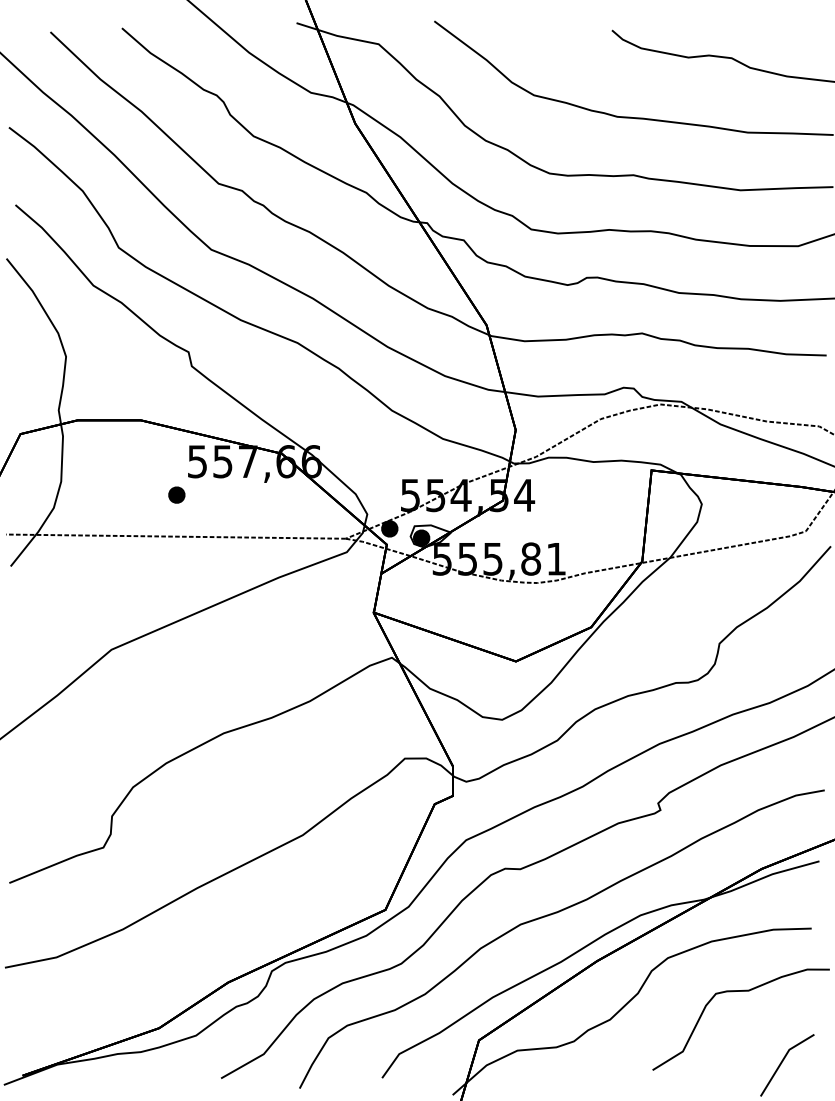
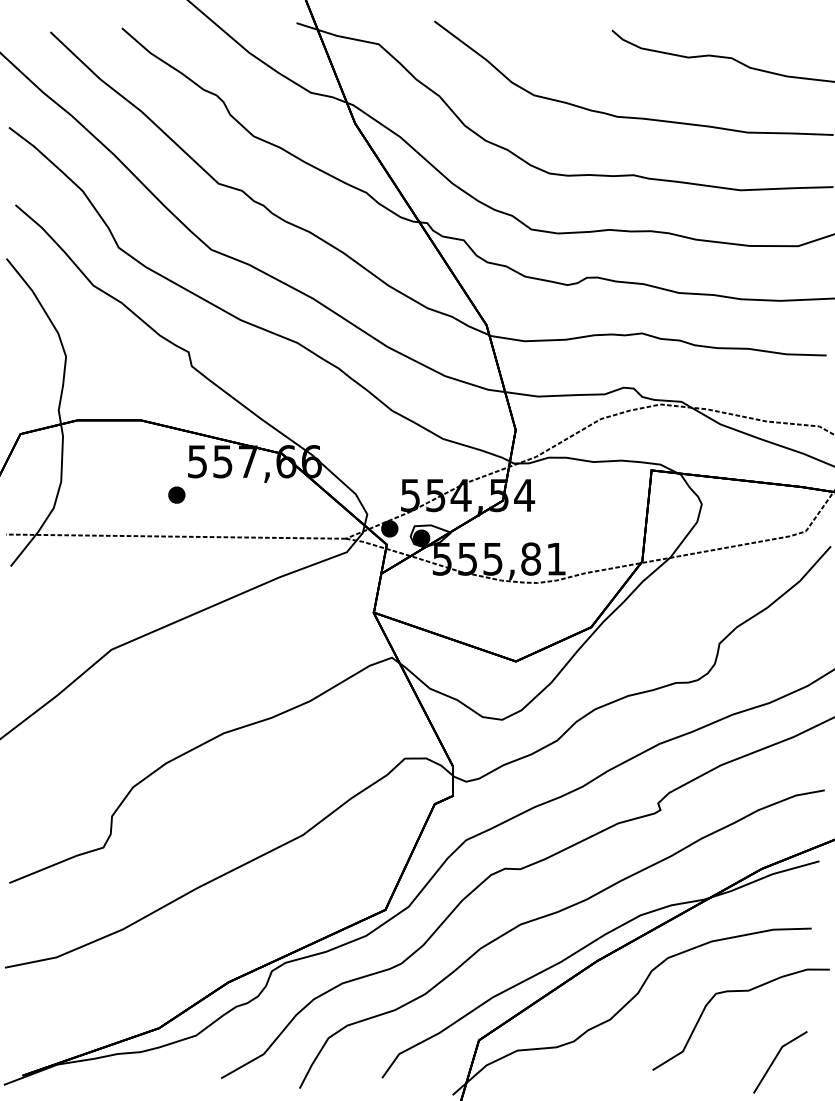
line position: (782, 1063) -> (775, 1060) (775, 1060)
